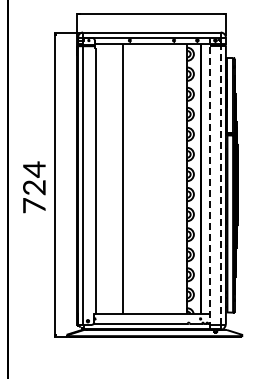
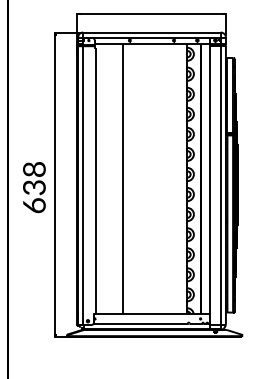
line: dashed -> solid (210, 183)
line: dashed -> solid (220, 185)
text: 724 -> 638 (34, 187)
